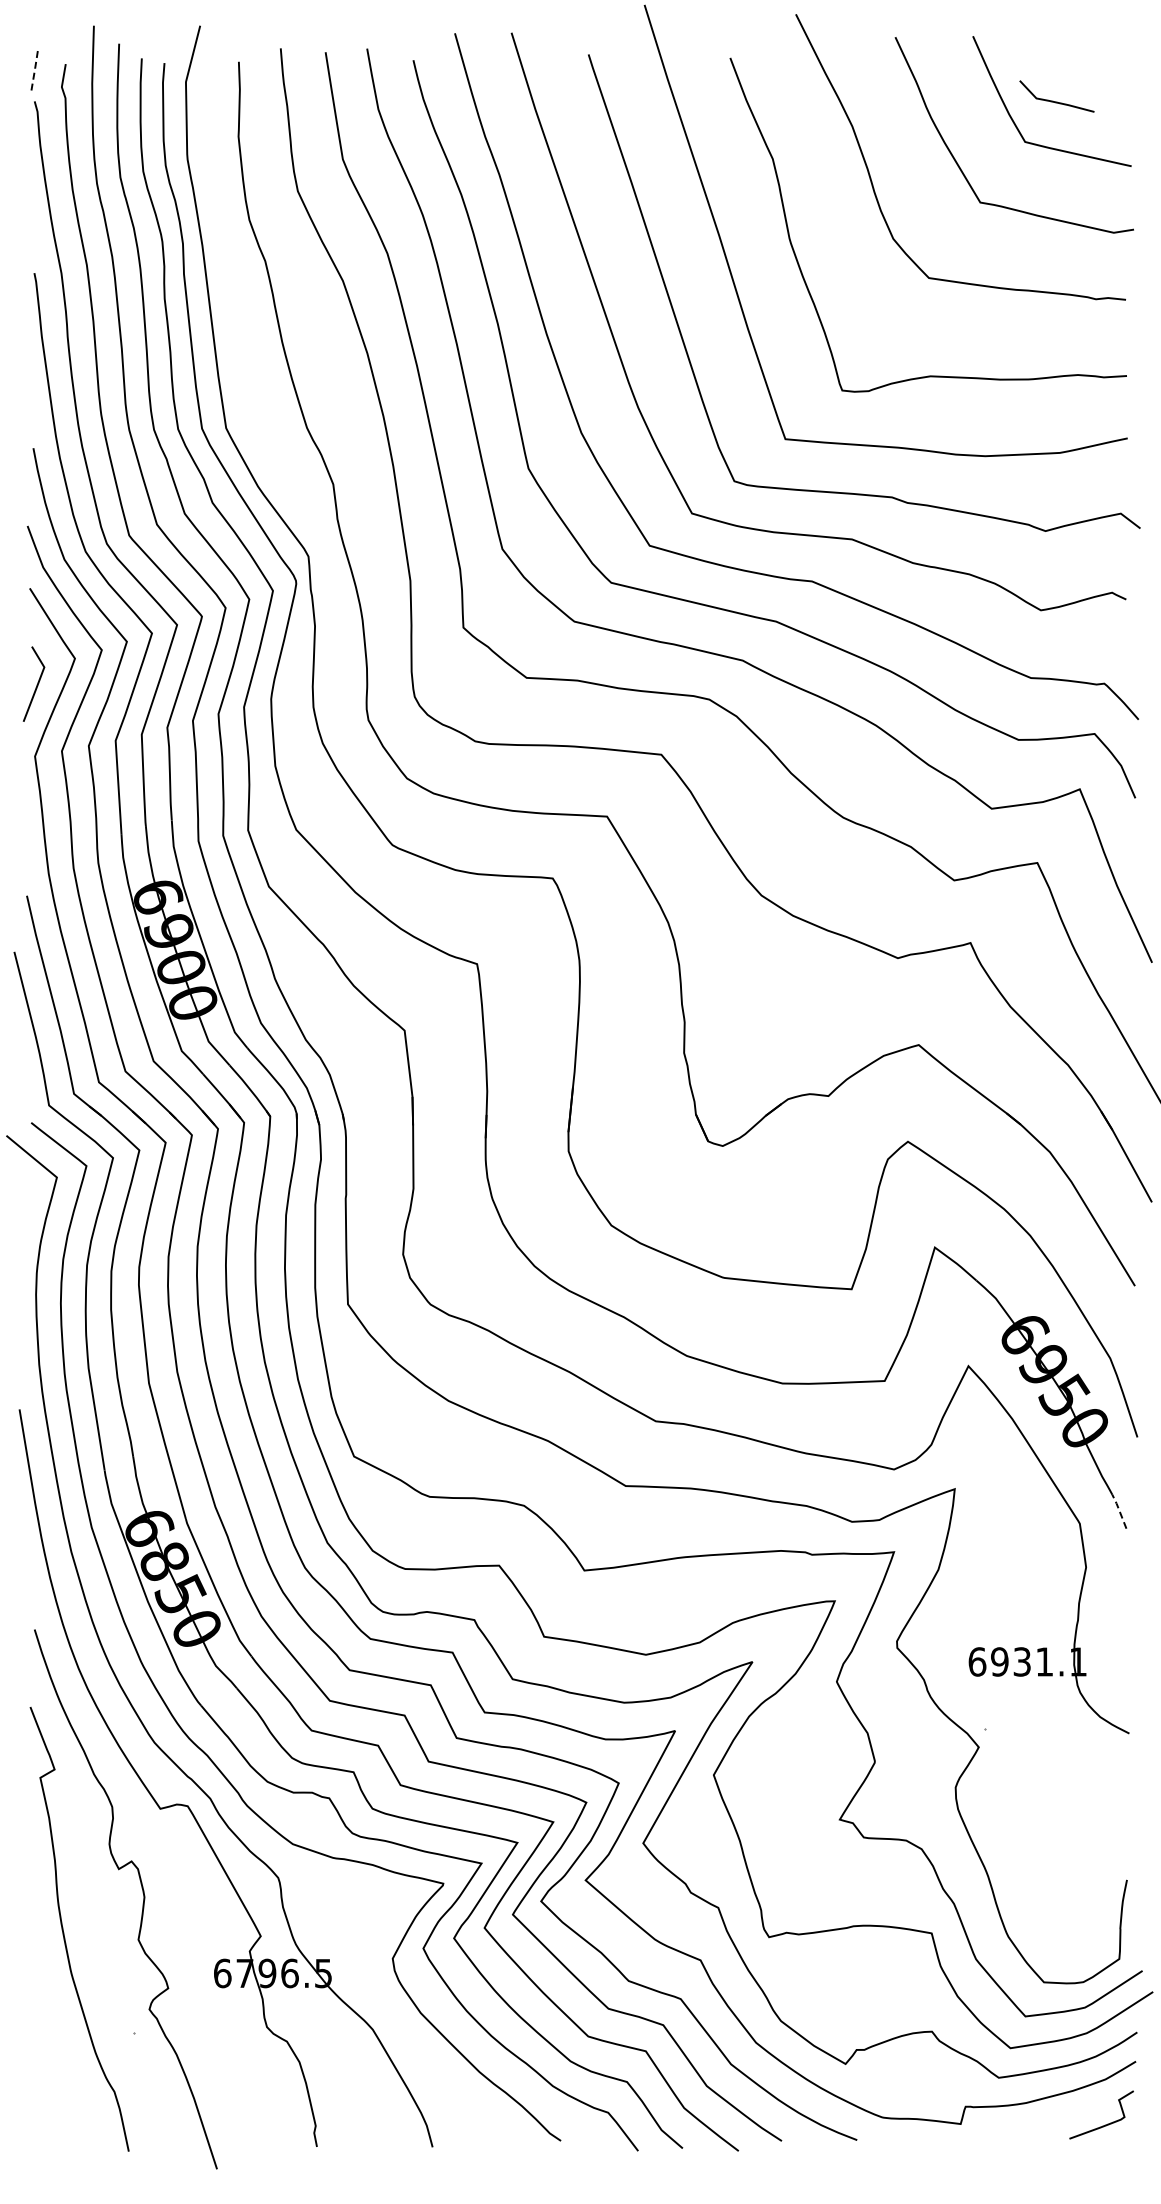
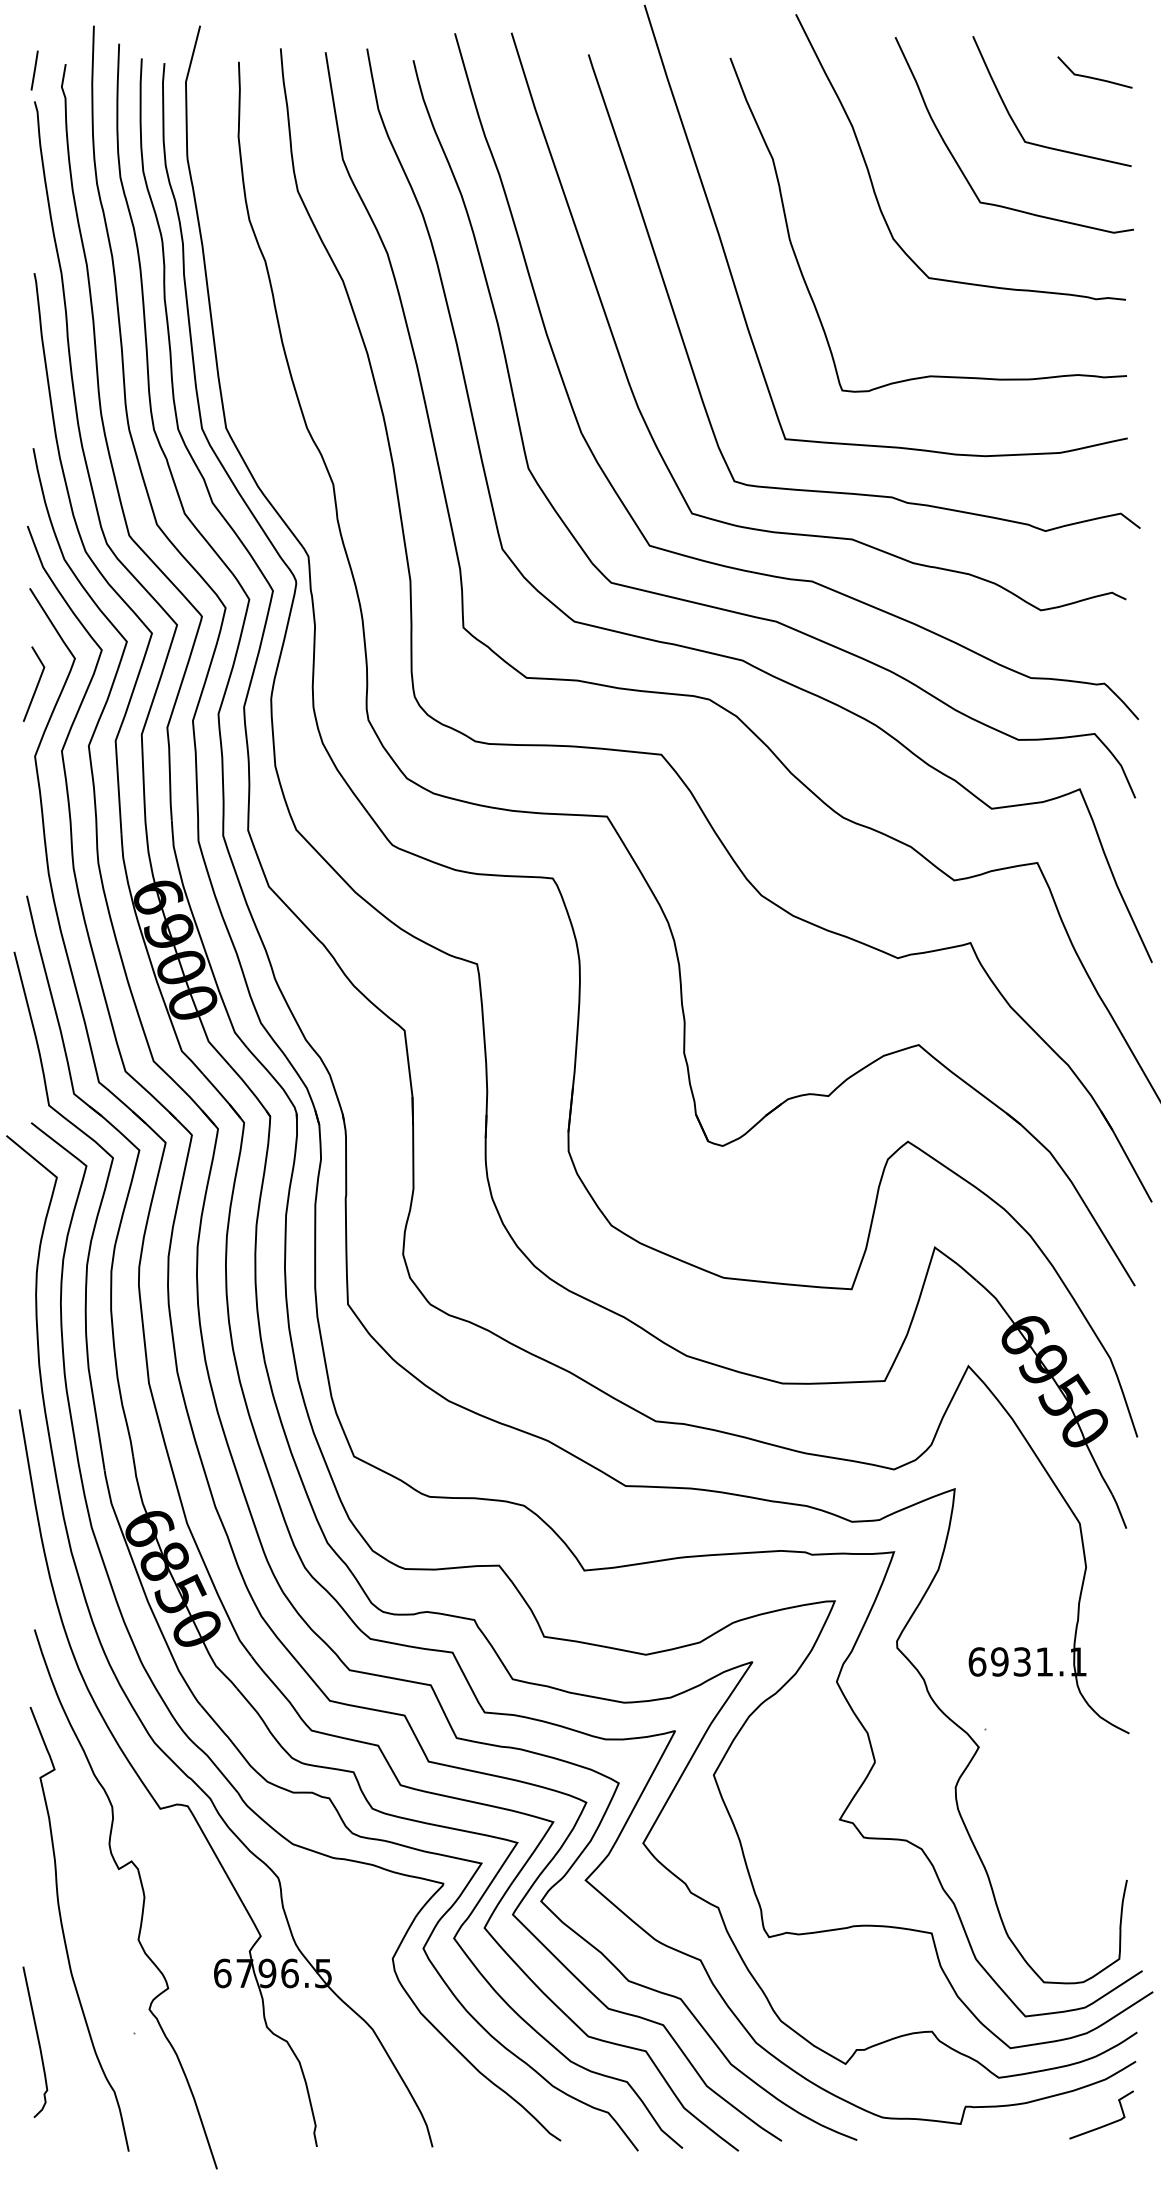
line: dashed -> solid (34, 70)
curve position: (1053, 100) -> (1091, 76) (1091, 76)
line: dashed -> solid (1119, 1510)
curve: none -> present (37, 2040)
